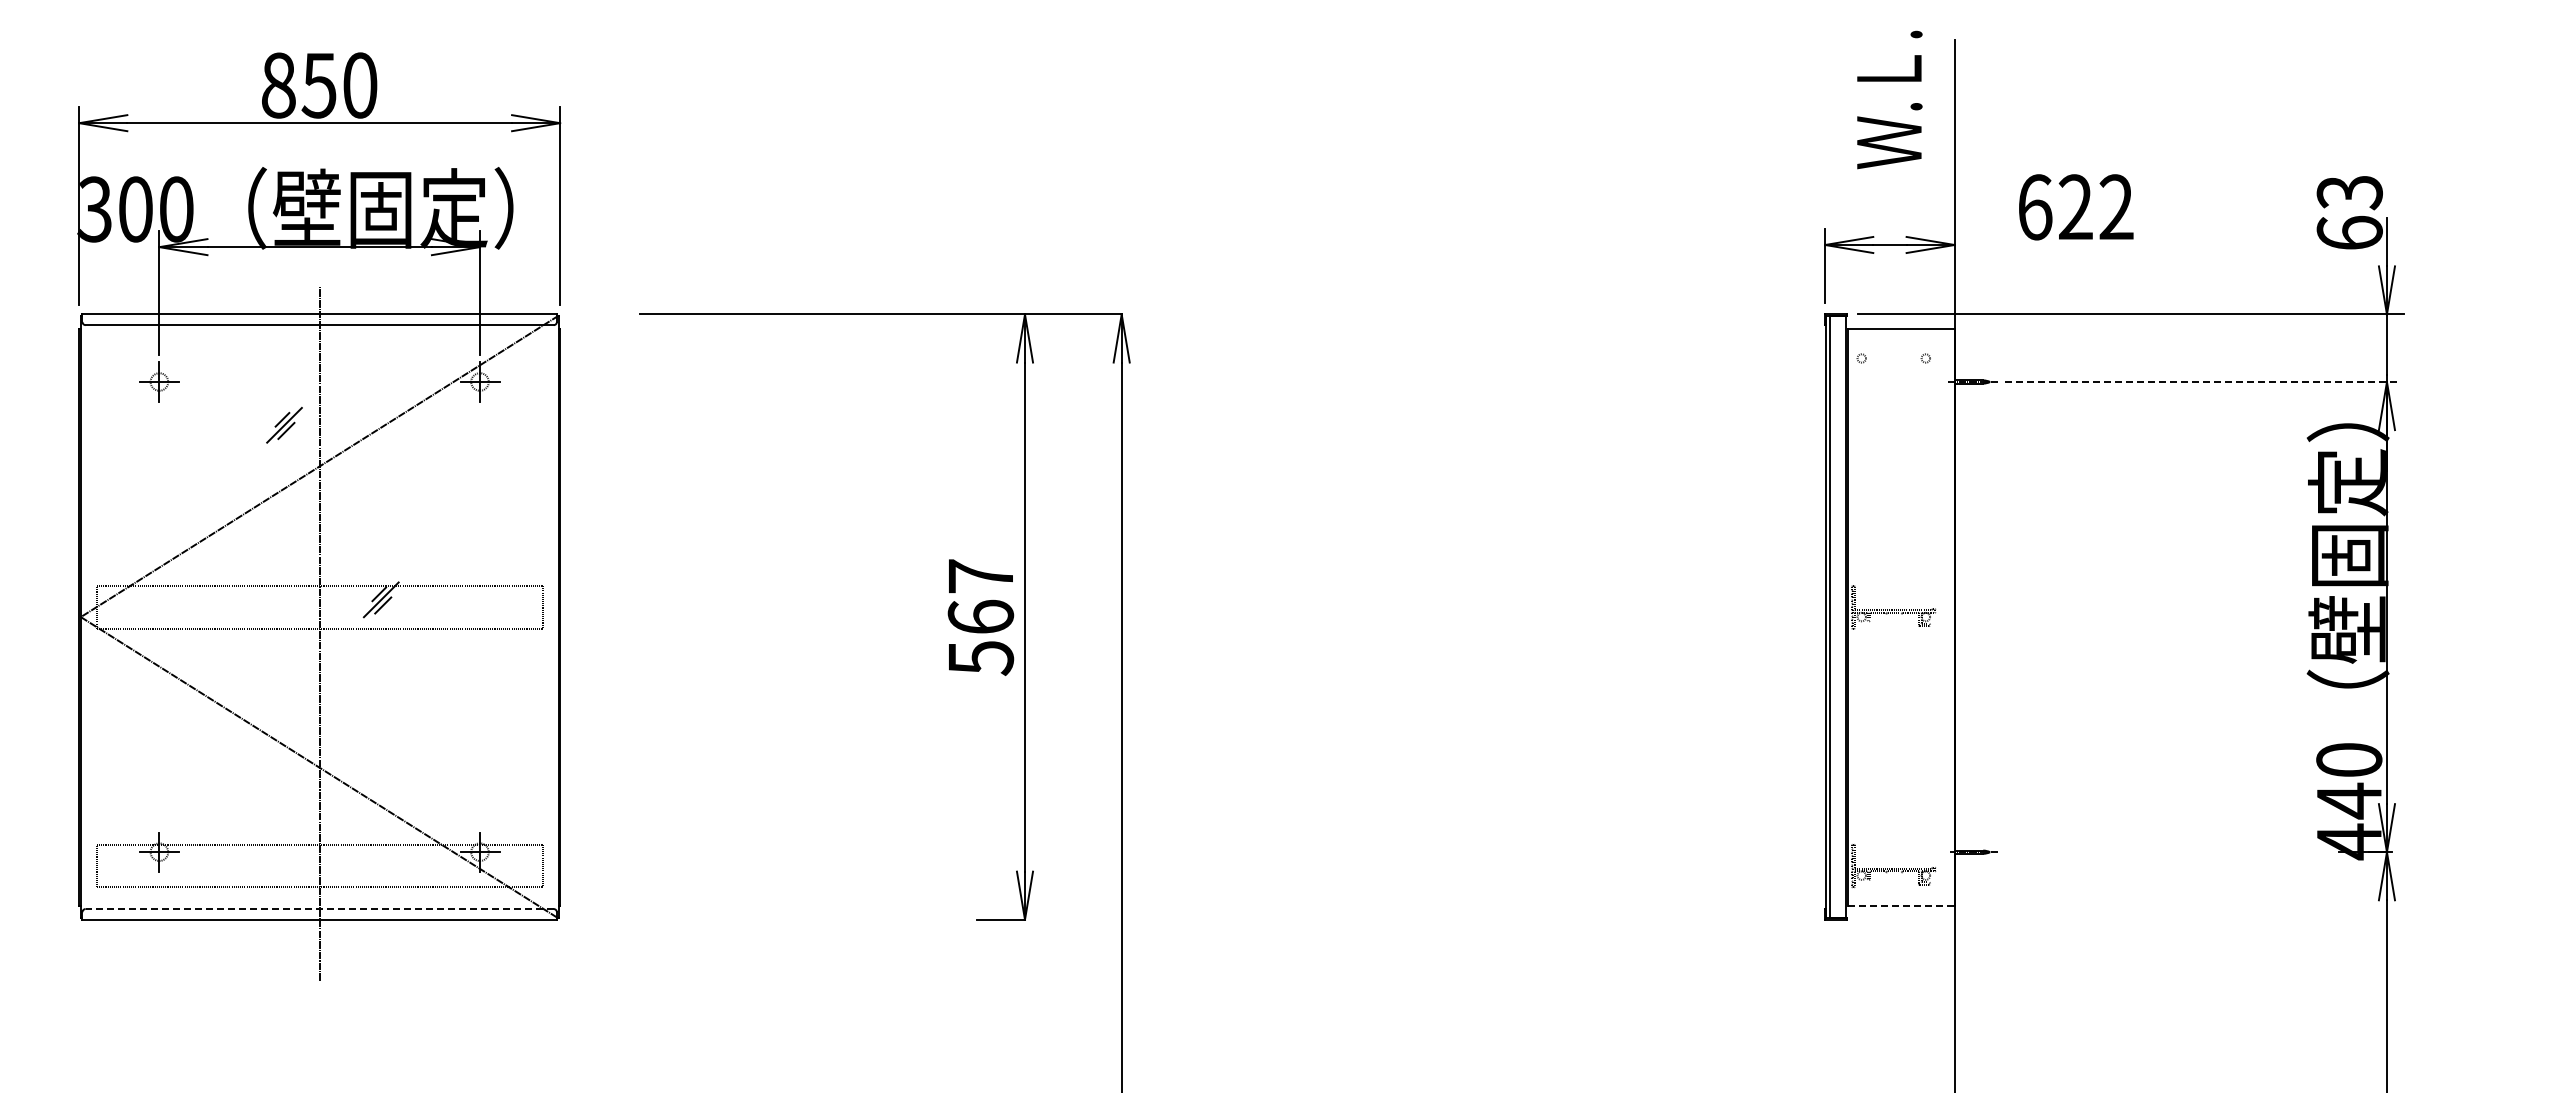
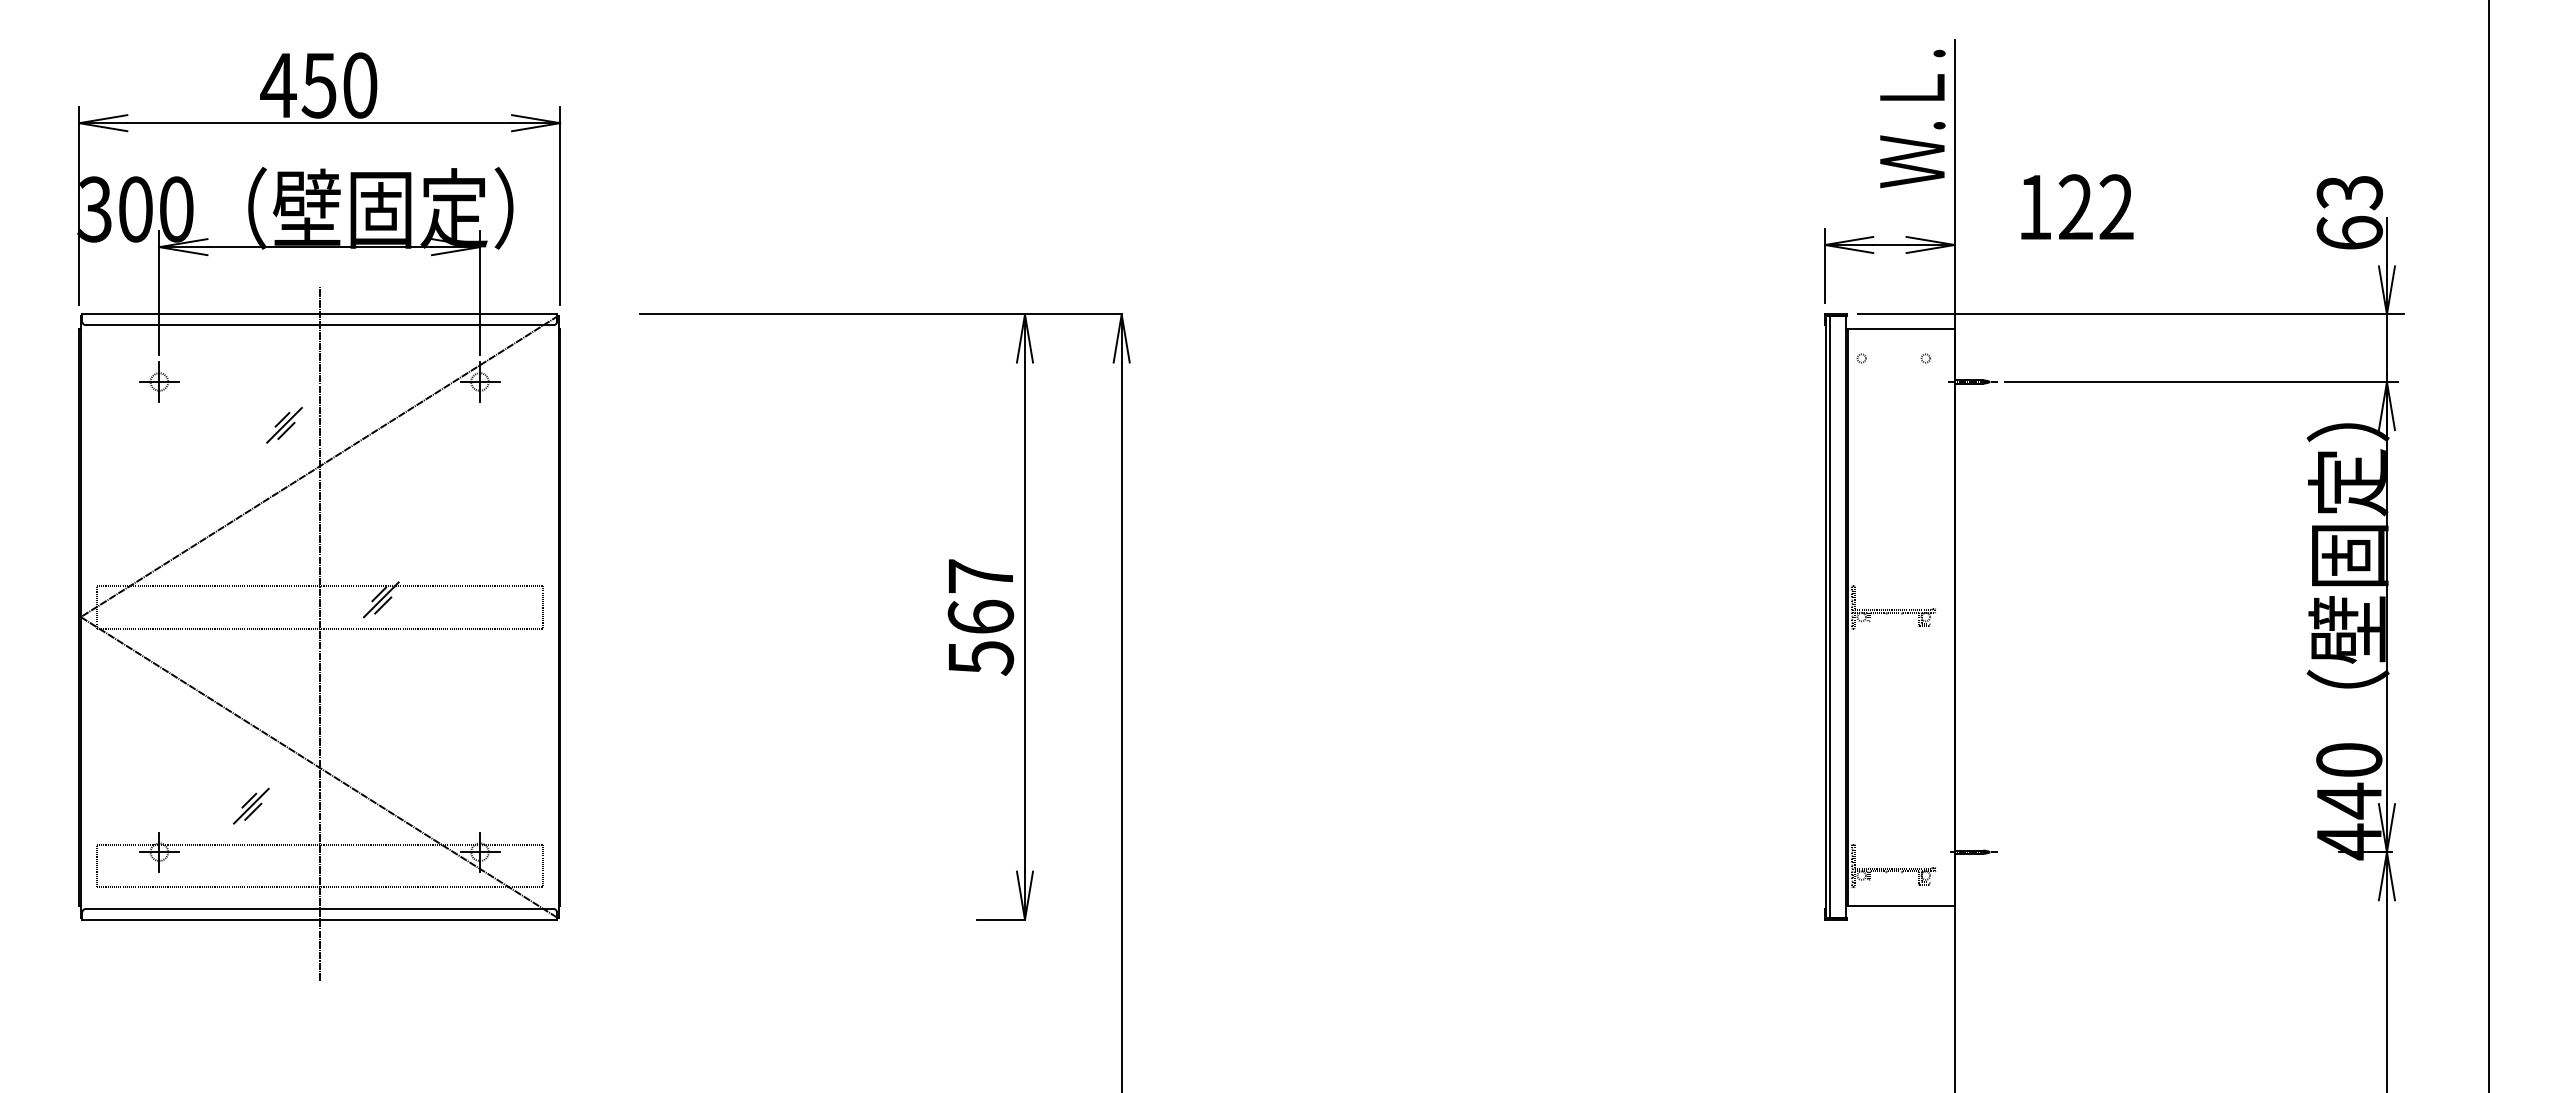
text: 850 -> 450 (278, 85)
text position: (1889, 99) -> (1912, 118) (1912, 118)
text: 622 -> 122 (2035, 207)
line: dashed -> solid (2201, 382)
line: none -> present (2489, 545)
part: none -> present (250, 805)
line: dashed -> solid (1901, 905)
line: dashed -> solid (319, 909)
